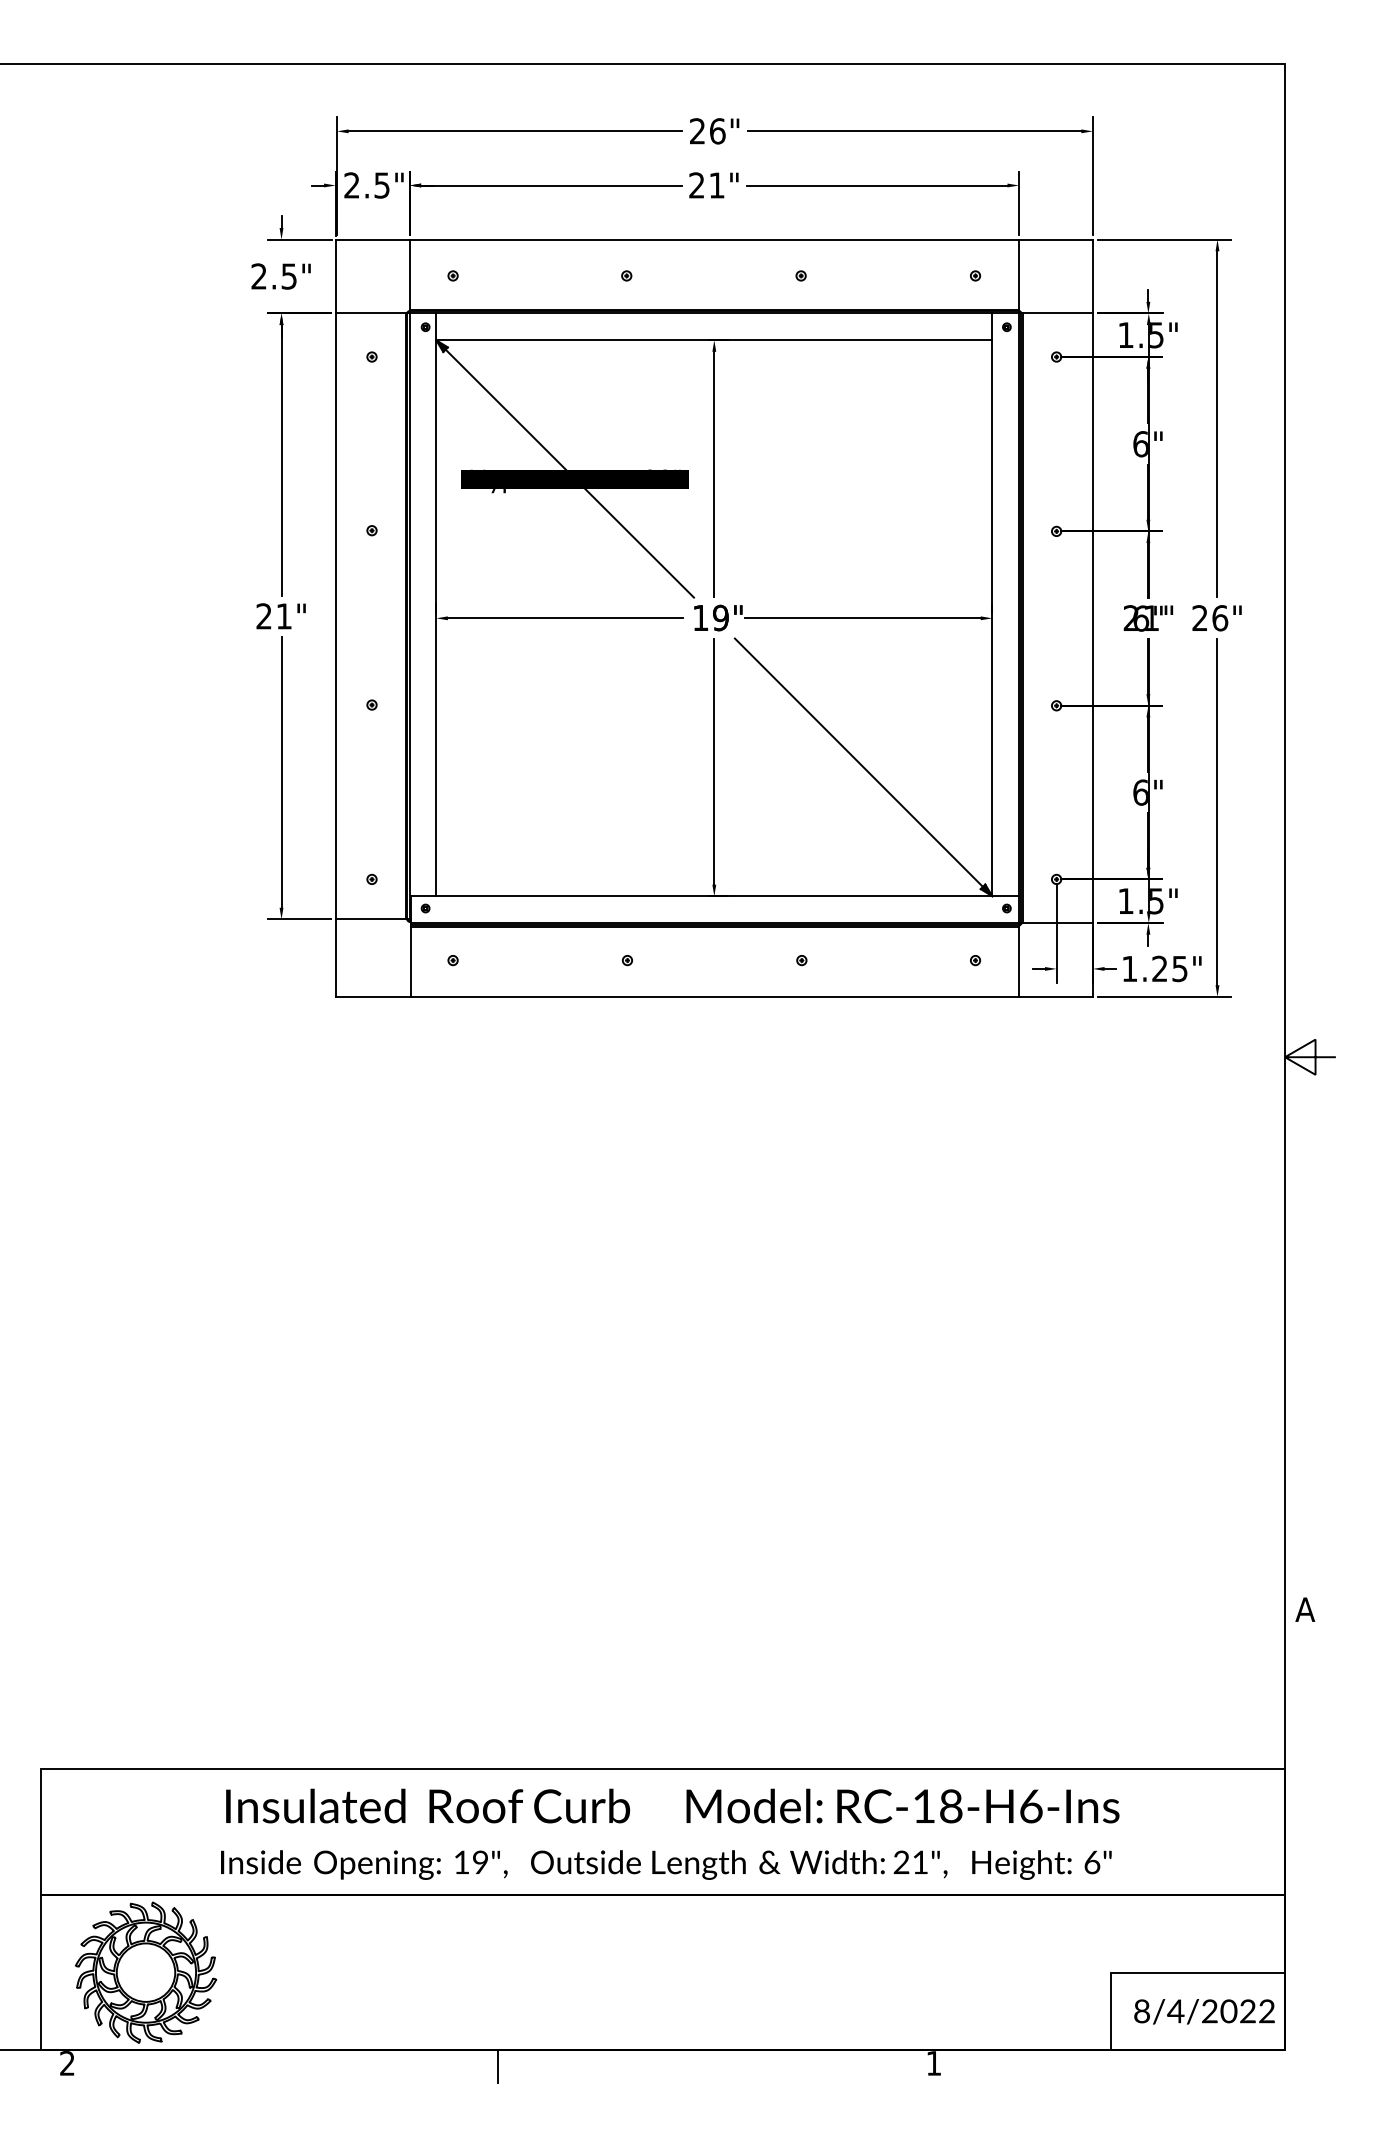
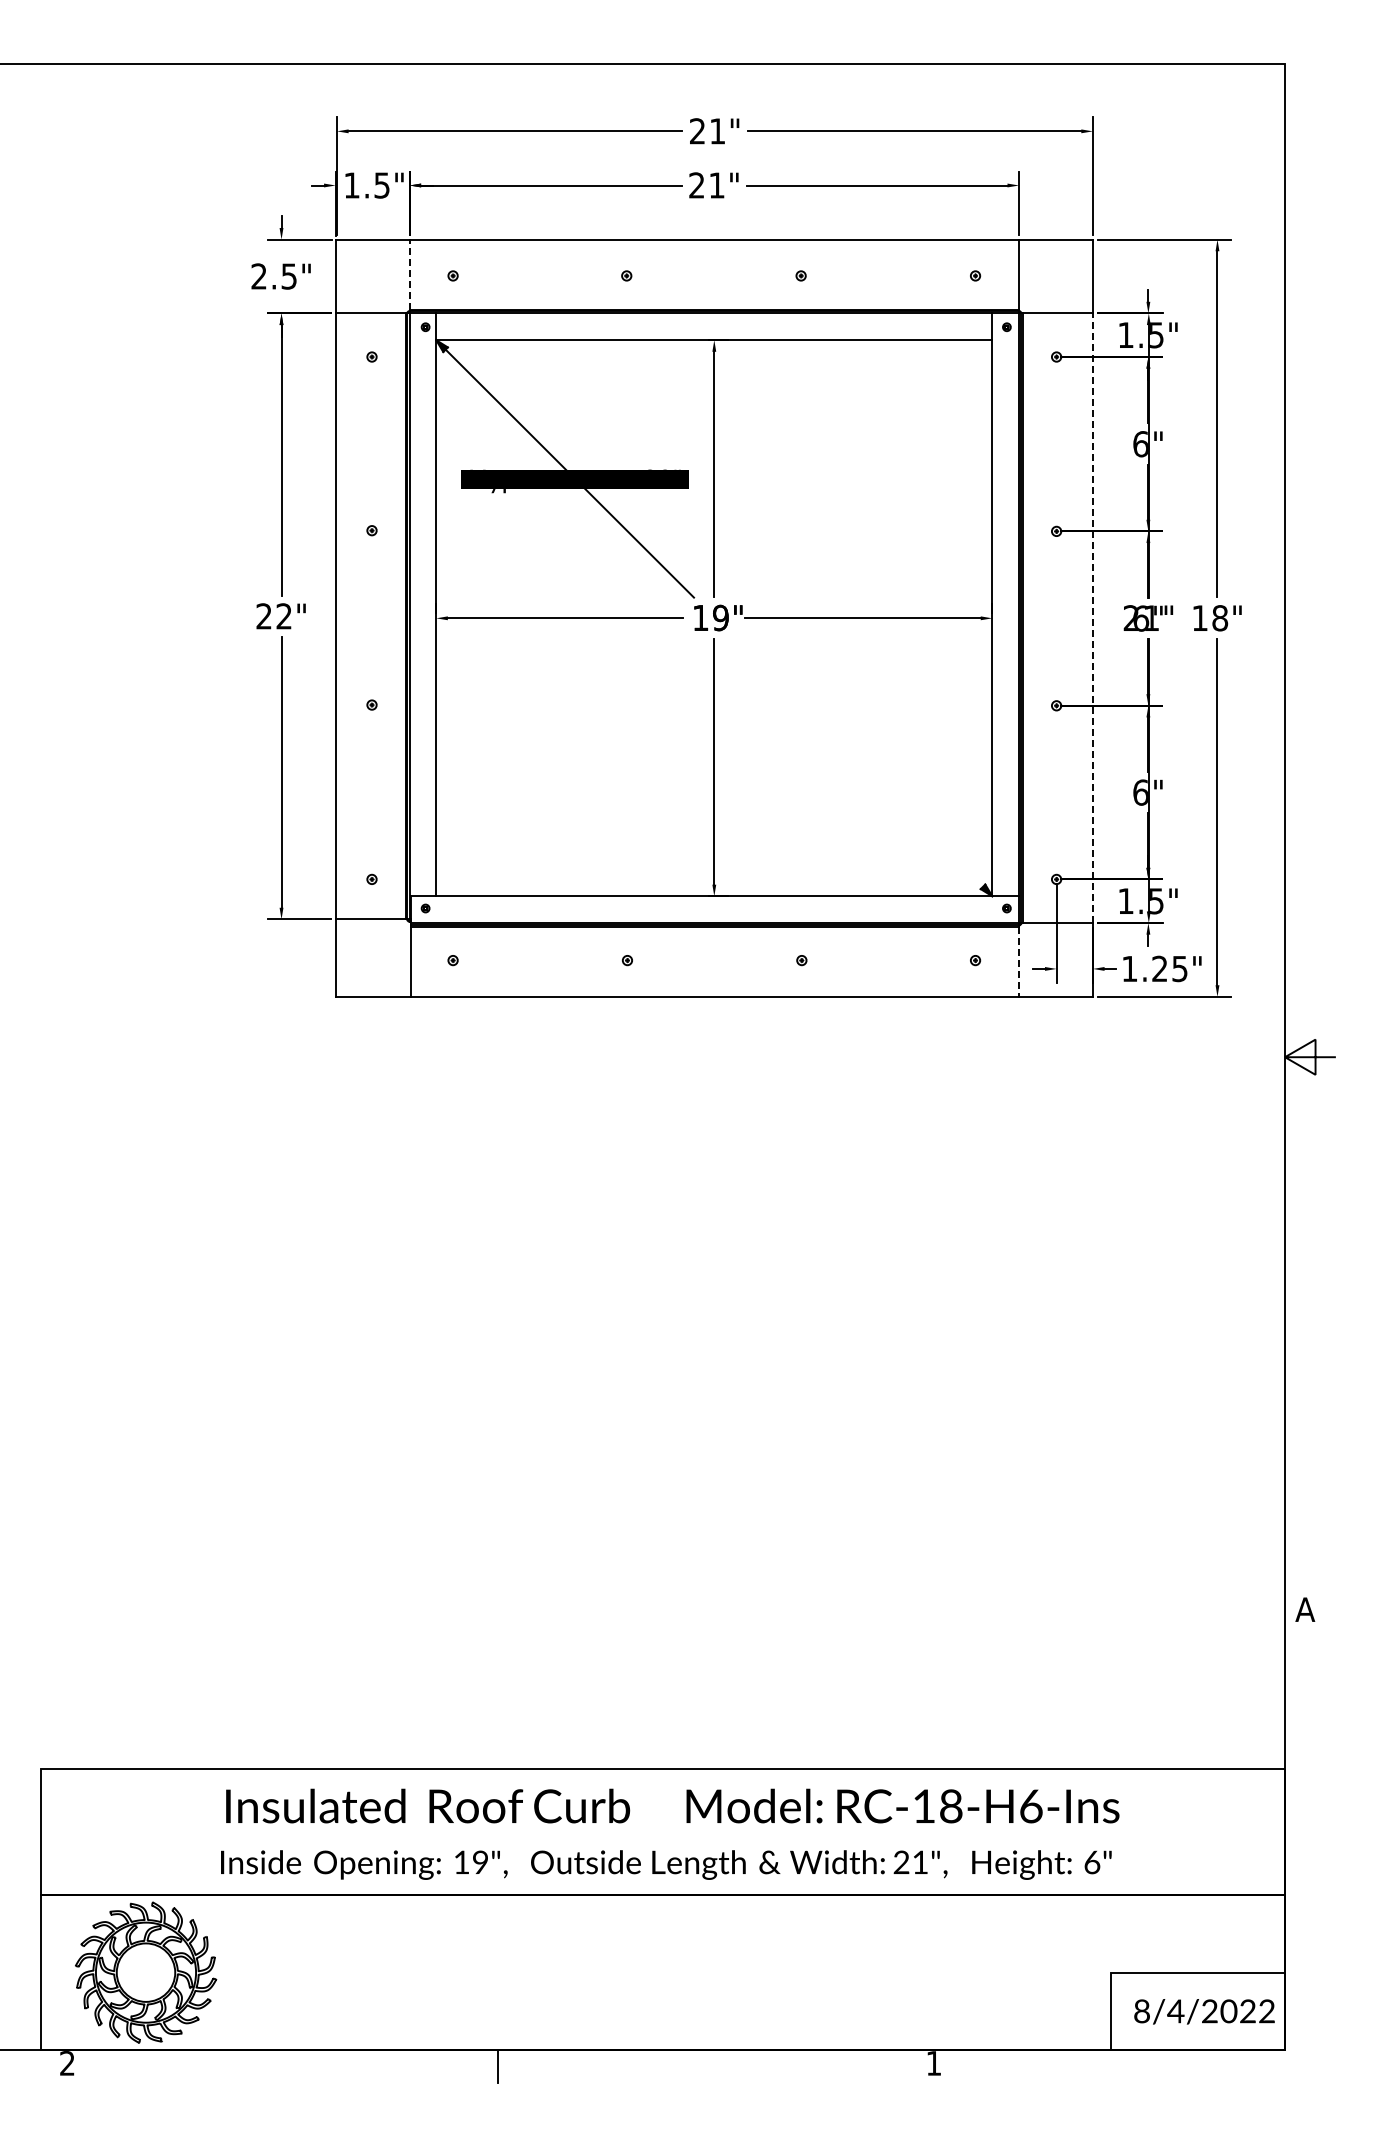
text: 26" -> 21" (717, 131)
text: 2.5" -> 1.5" (351, 185)
line: solid -> dashed (409, 274)
text: 21" -> 22" (283, 616)
line: solid -> dashed (1092, 618)
text: 26" -> 18" (1210, 618)
line: present -> none (858, 762)
line: solid -> dashed (1019, 962)
